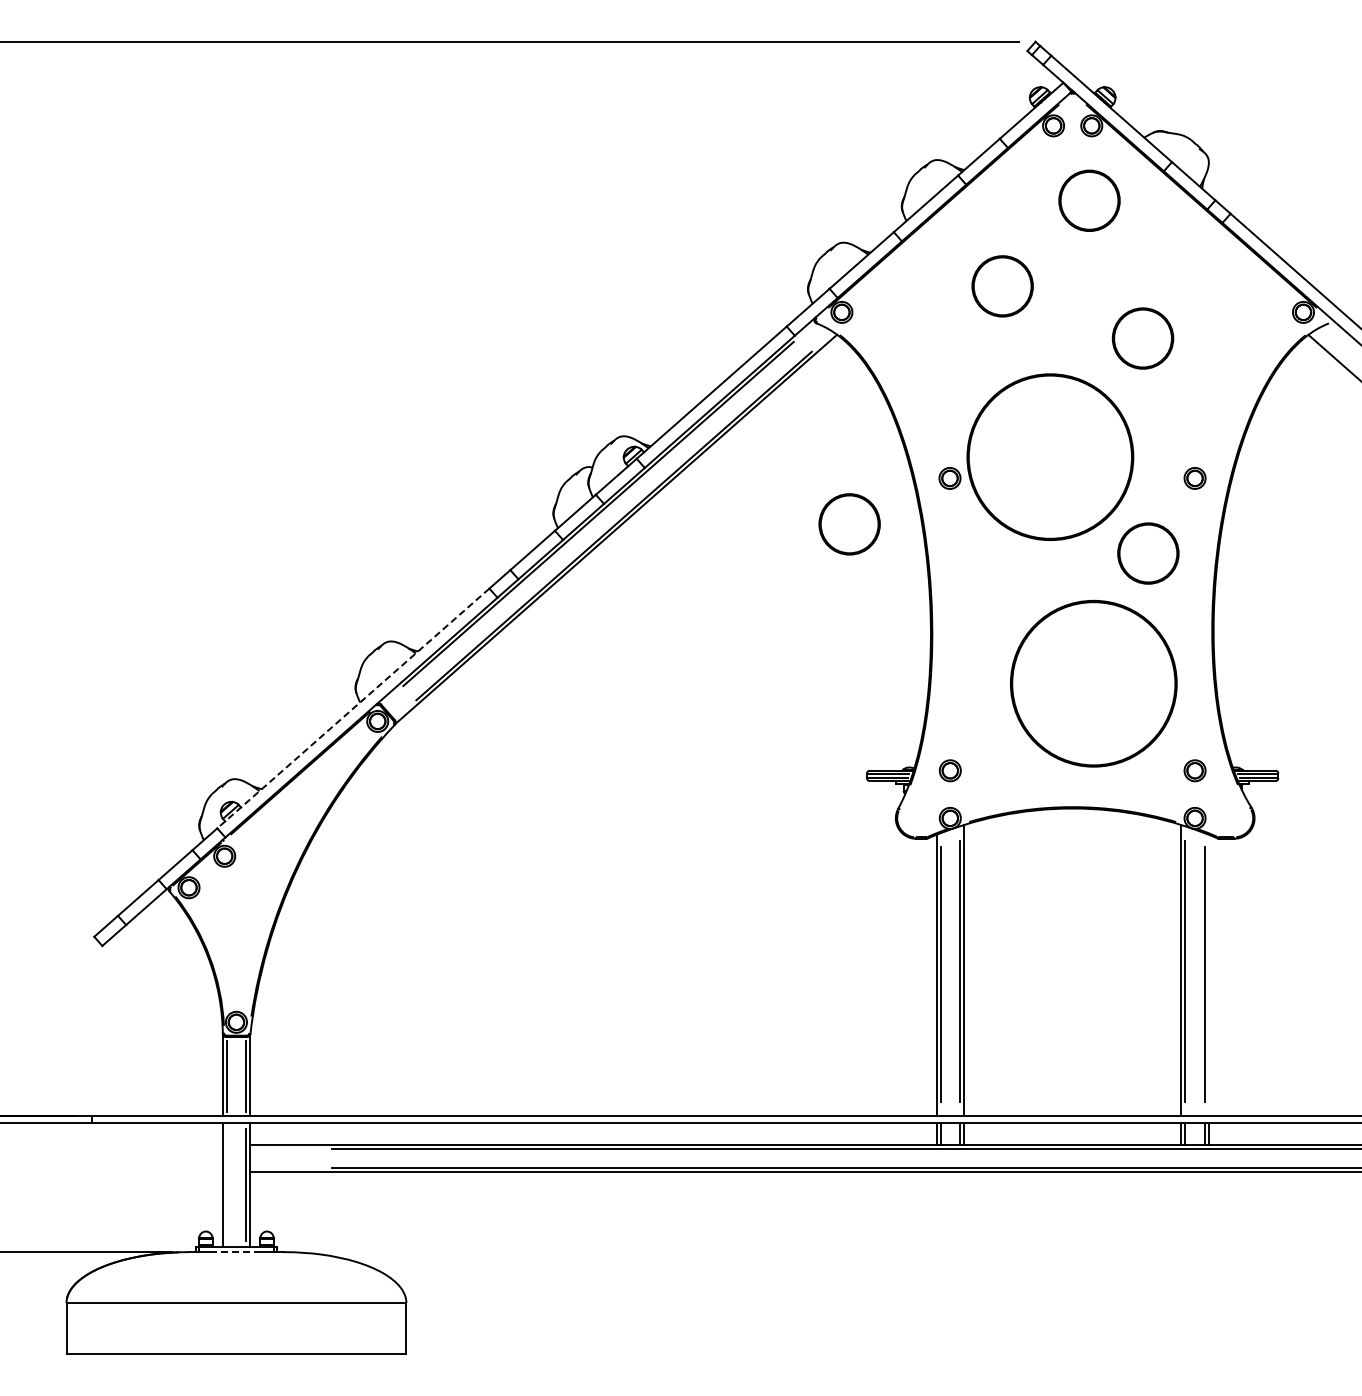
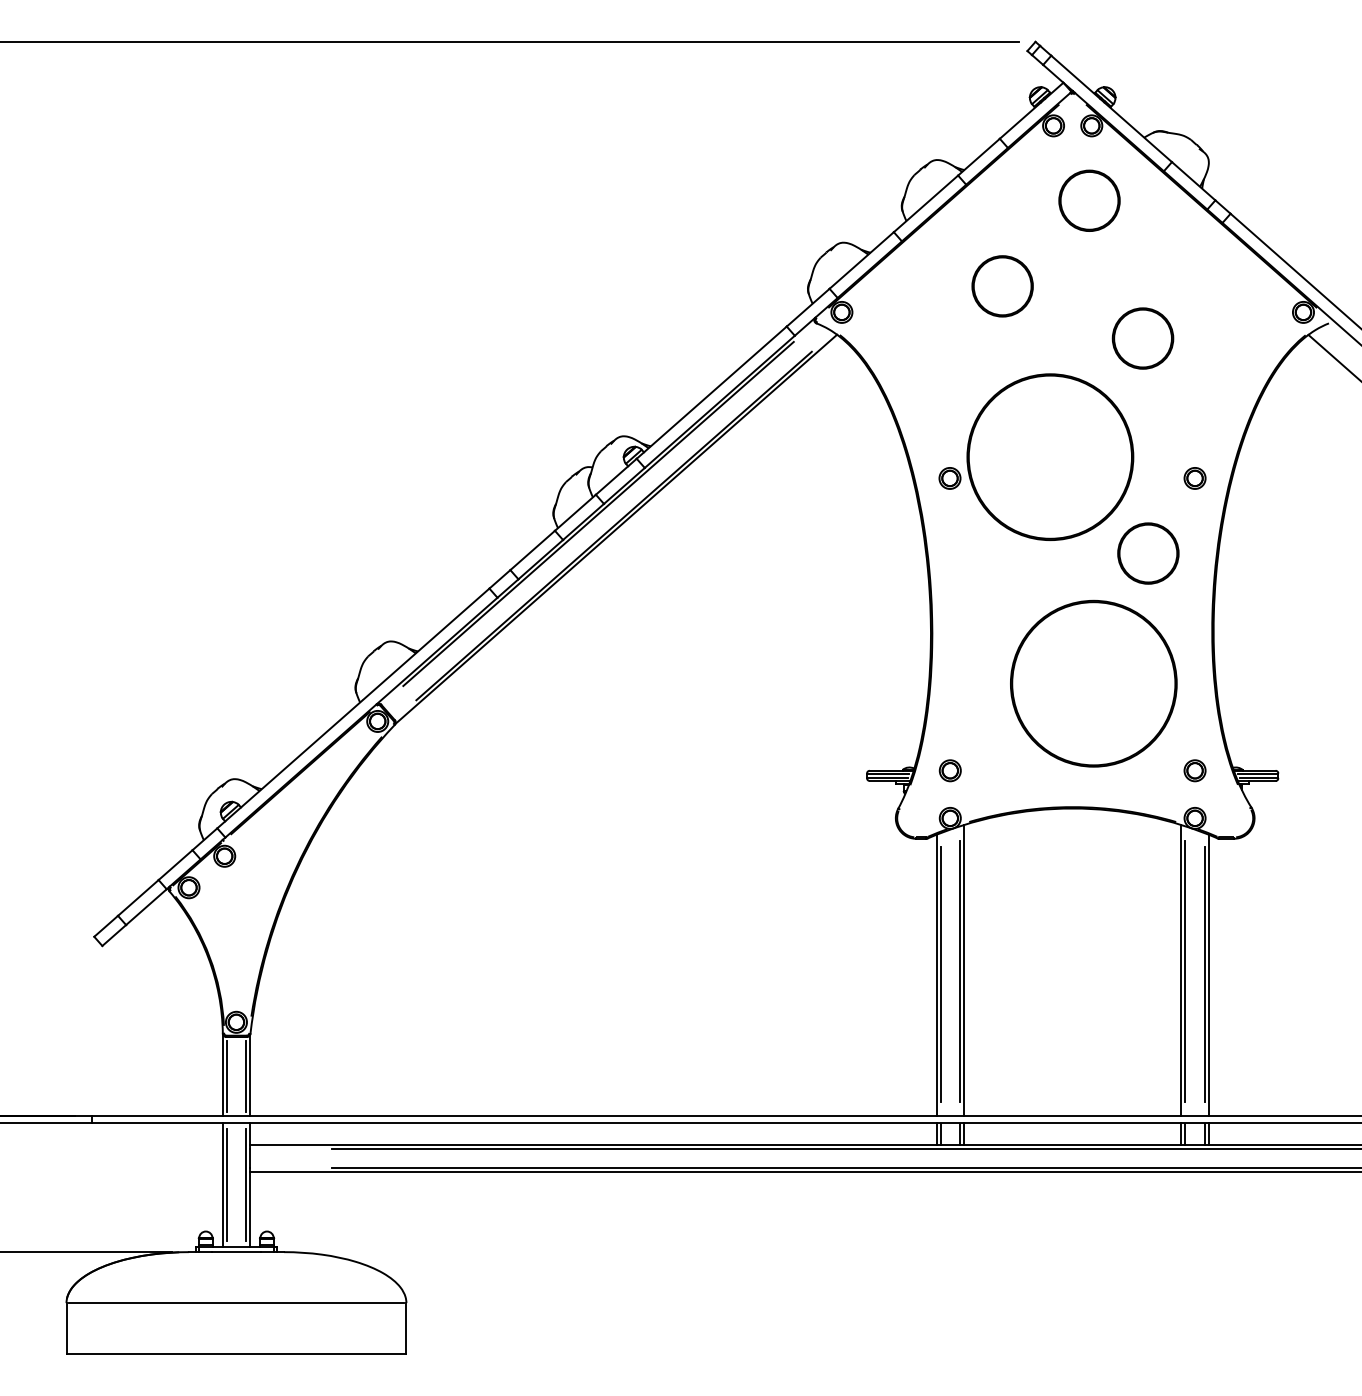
circle: present -> none (849, 524)
line: dashed -> solid (353, 708)
line: none -> present (1208, 975)
line: none -> present (226, 1184)
line: dashed -> solid (236, 1252)
